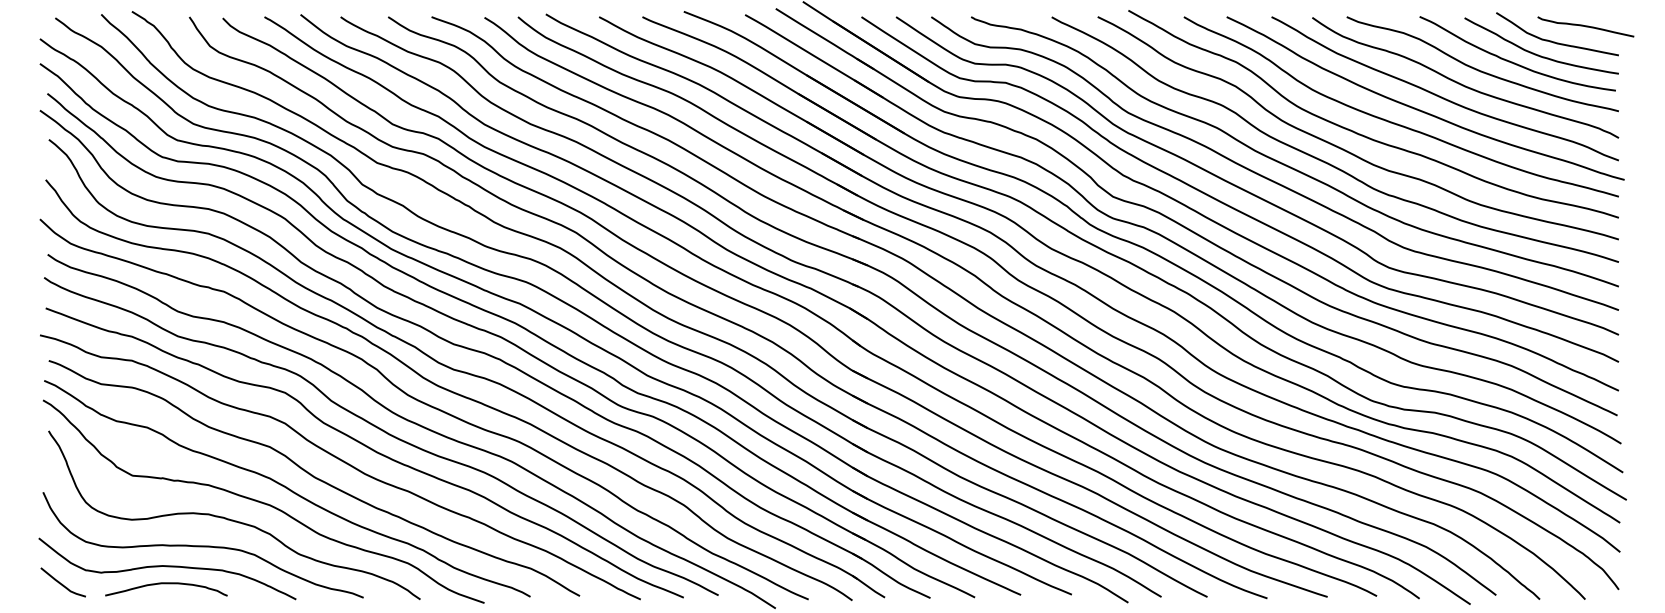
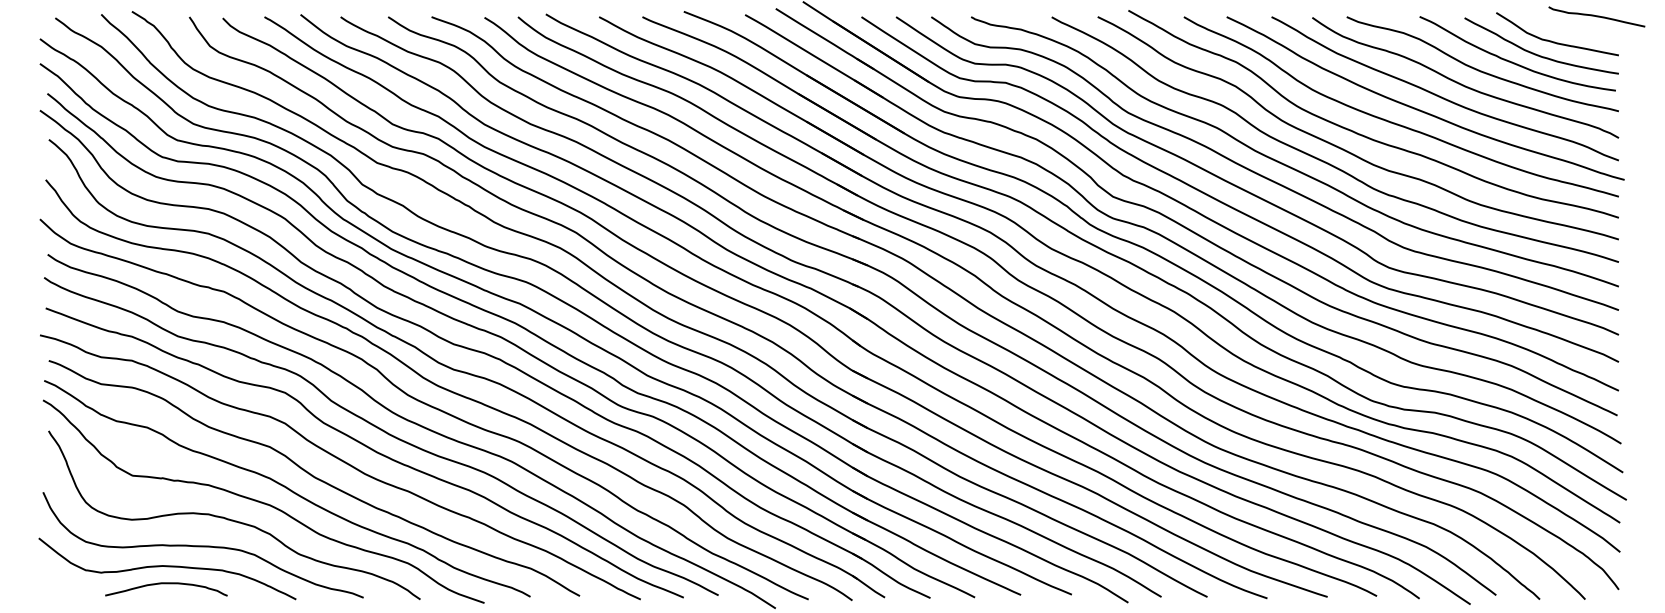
curve position: (1585, 26) -> (1596, 16) (1596, 16)
curve: present -> none (62, 583)
